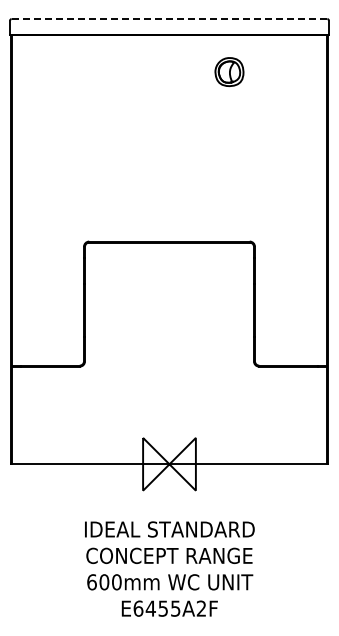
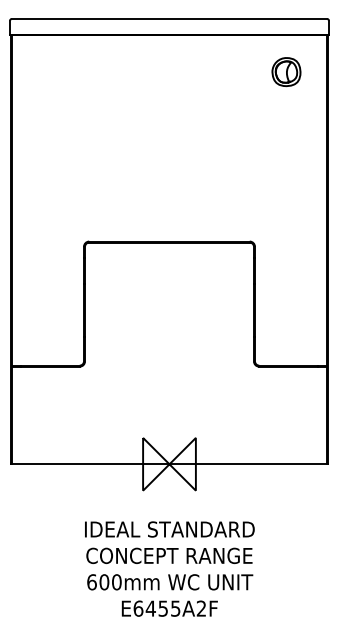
line: dashed -> solid (169, 19)
part position: (229, 71) -> (286, 71) (286, 71)
